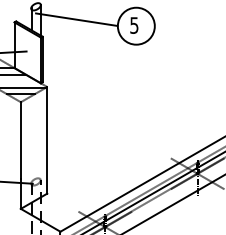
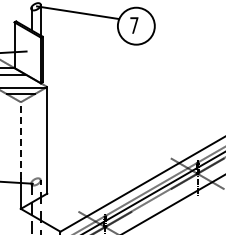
line position: (76, 19) -> (77, 12) (77, 12)
text: 5 -> 7 (134, 25)
line: solid -> dashed (20, 140)
